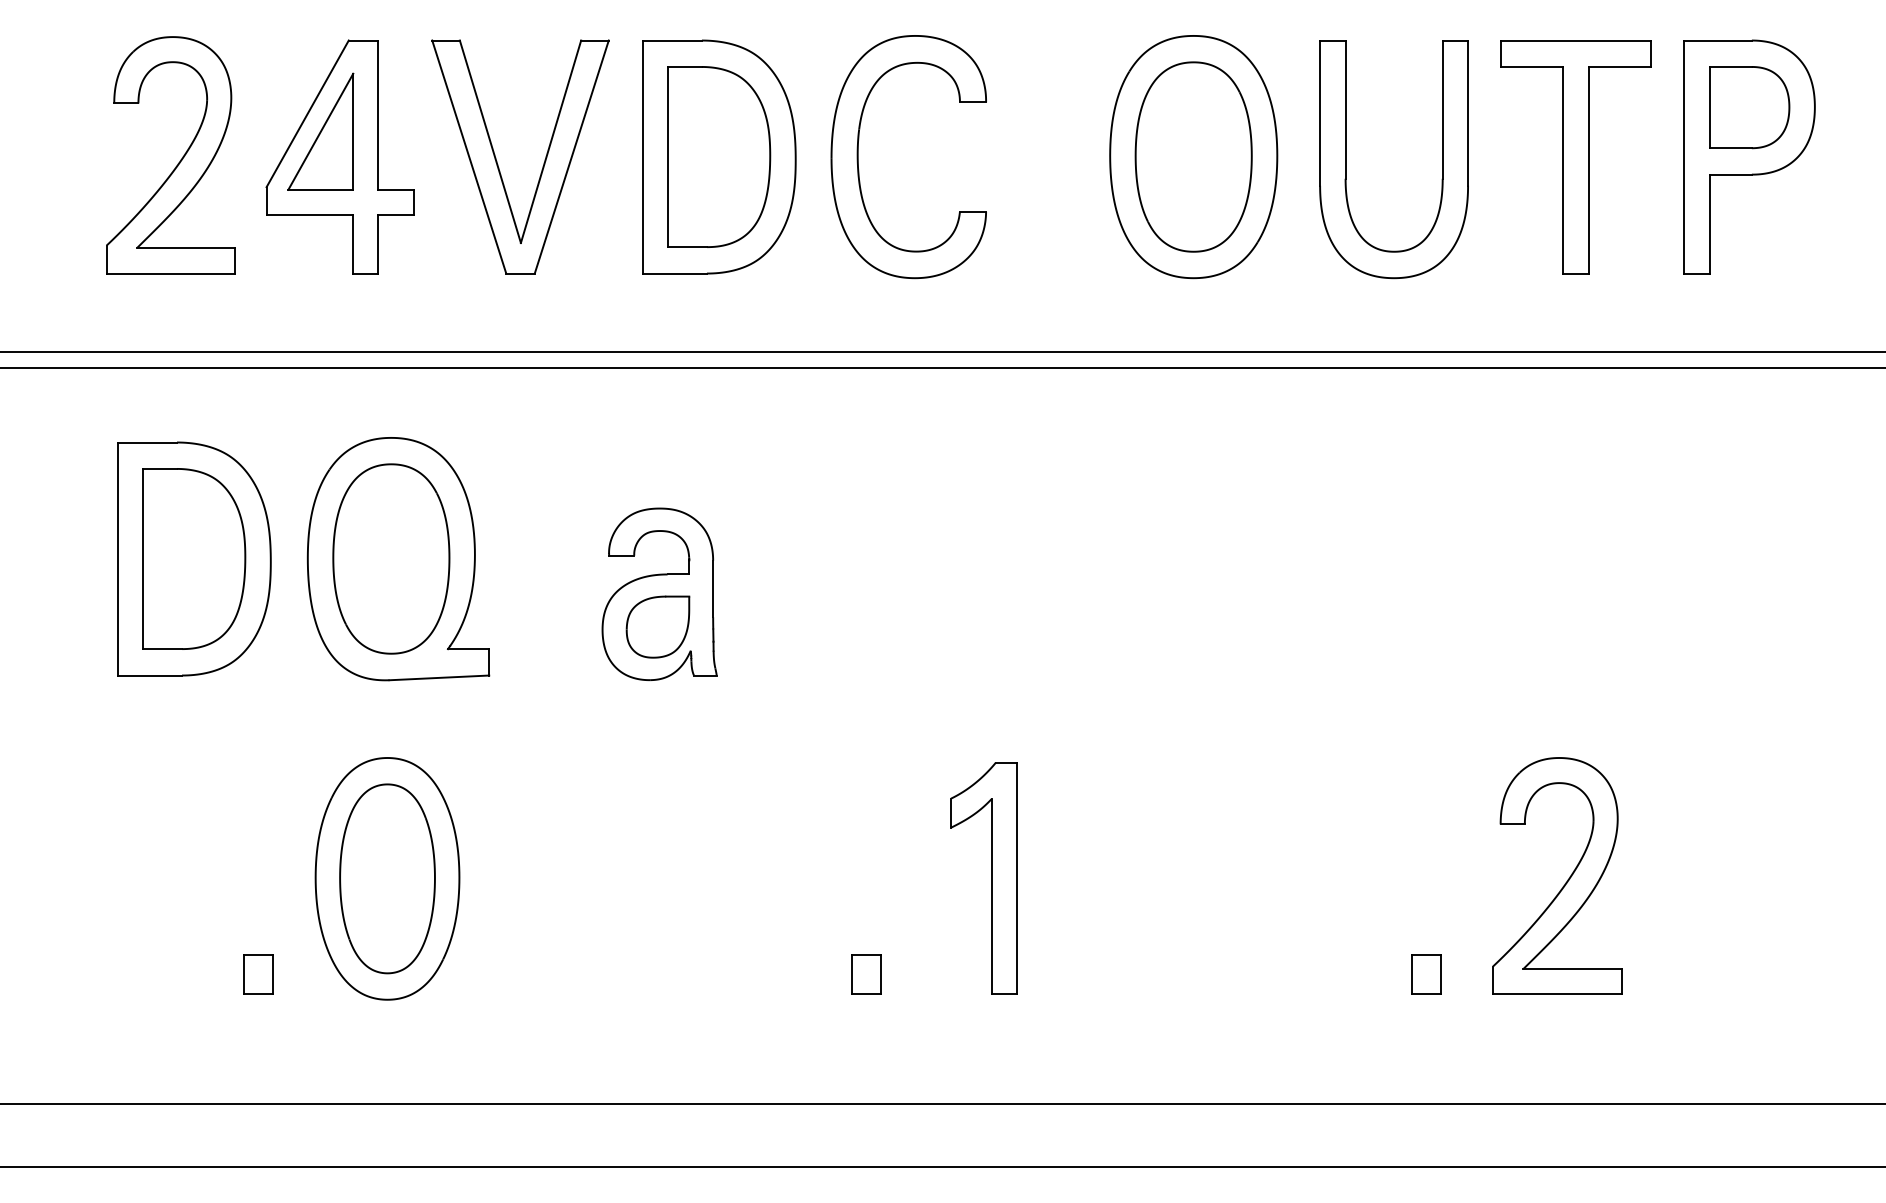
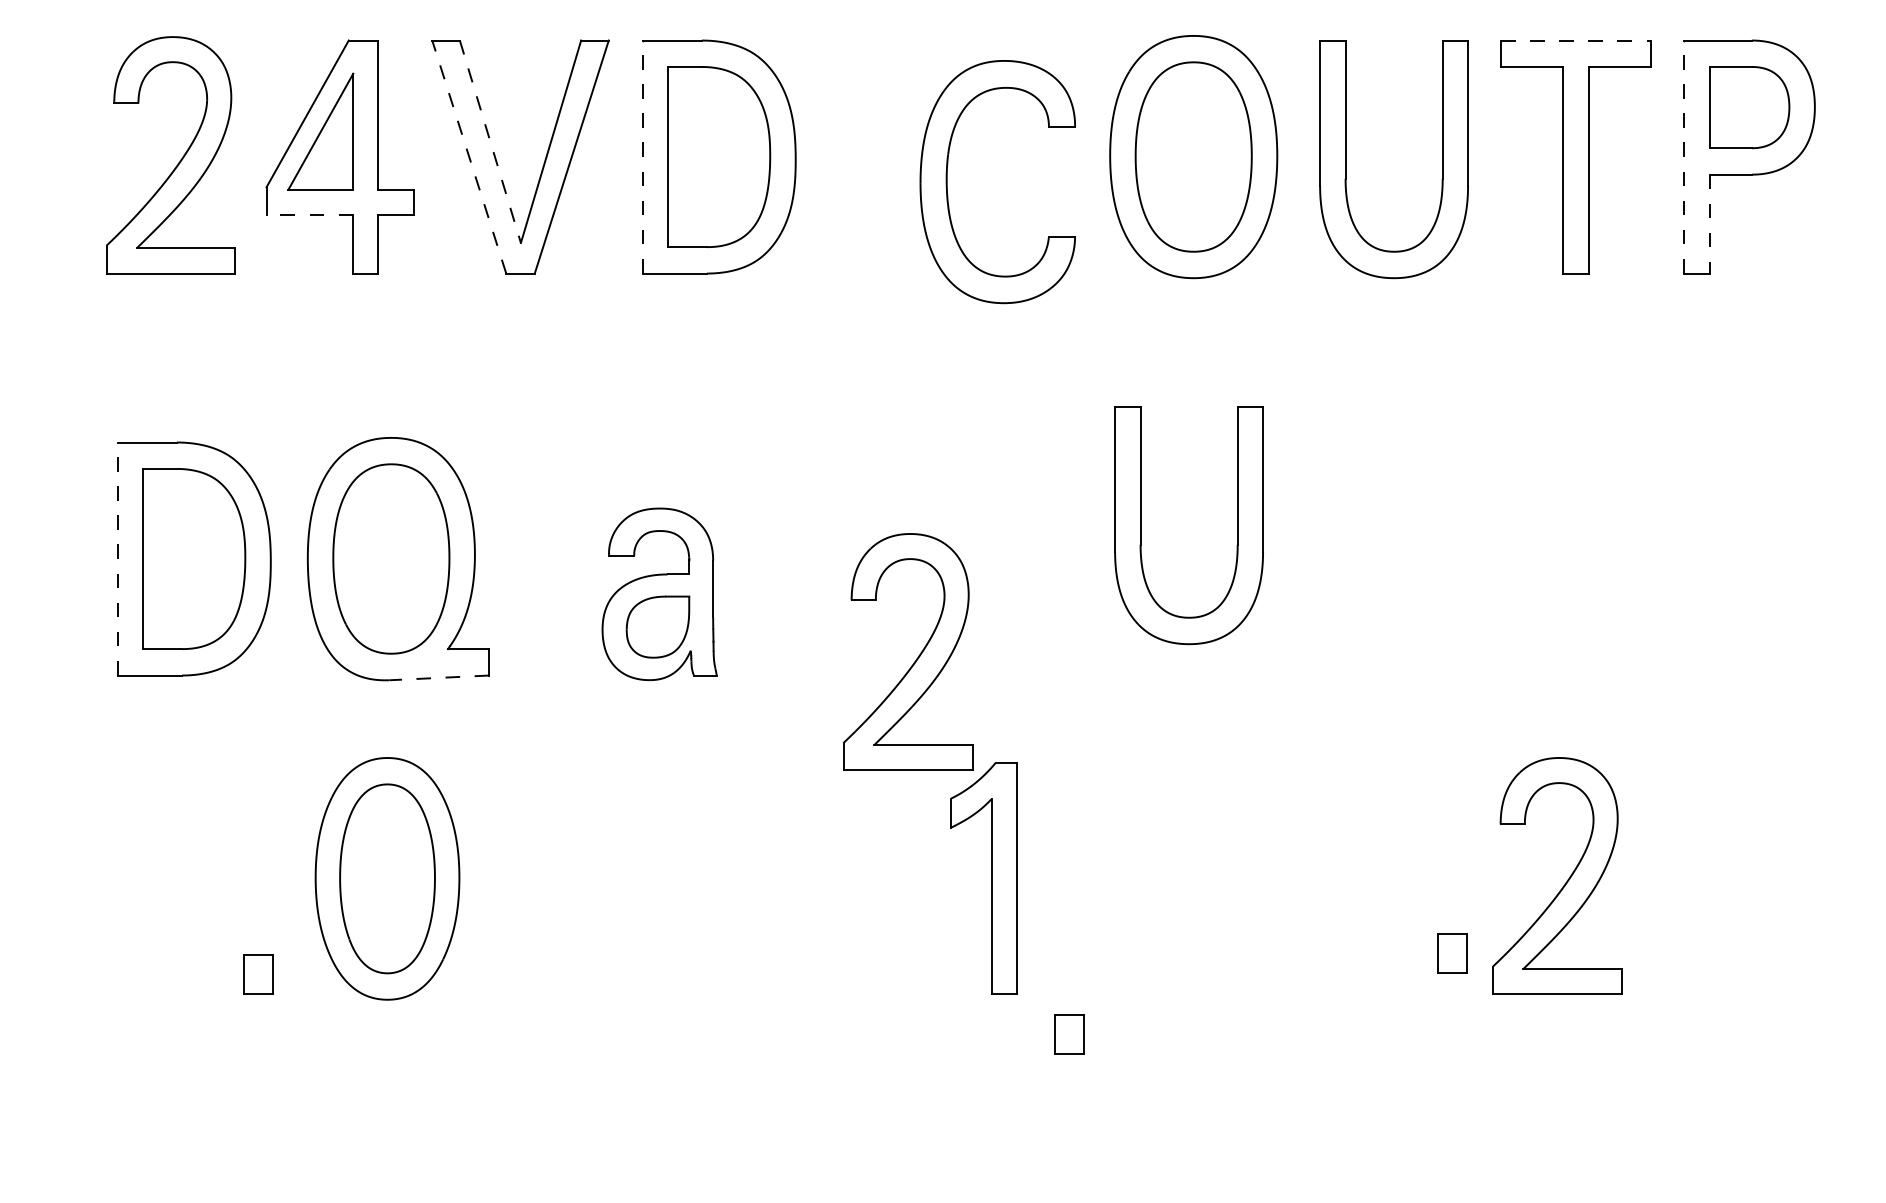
line: solid -> dashed (1576, 40)
line: solid -> dashed (490, 141)
line: solid -> dashed (469, 156)
line: solid -> dashed (642, 157)
part position: (858, 157) -> (947, 182) (947, 182)
line: solid -> dashed (1684, 157)
line: solid -> dashed (309, 215)
line: solid -> dashed (1709, 224)
line: present -> none (942, 352)
line: present -> none (942, 368)
part: none -> present (1141, 525)
line: solid -> dashed (117, 559)
part: none -> present (916, 658)
line: solid -> dashed (439, 677)
part position: (866, 974) -> (1069, 1034) (1069, 1034)
part position: (1426, 974) -> (1452, 953) (1452, 953)
line: present -> none (942, 1103)
line: present -> none (942, 1167)
